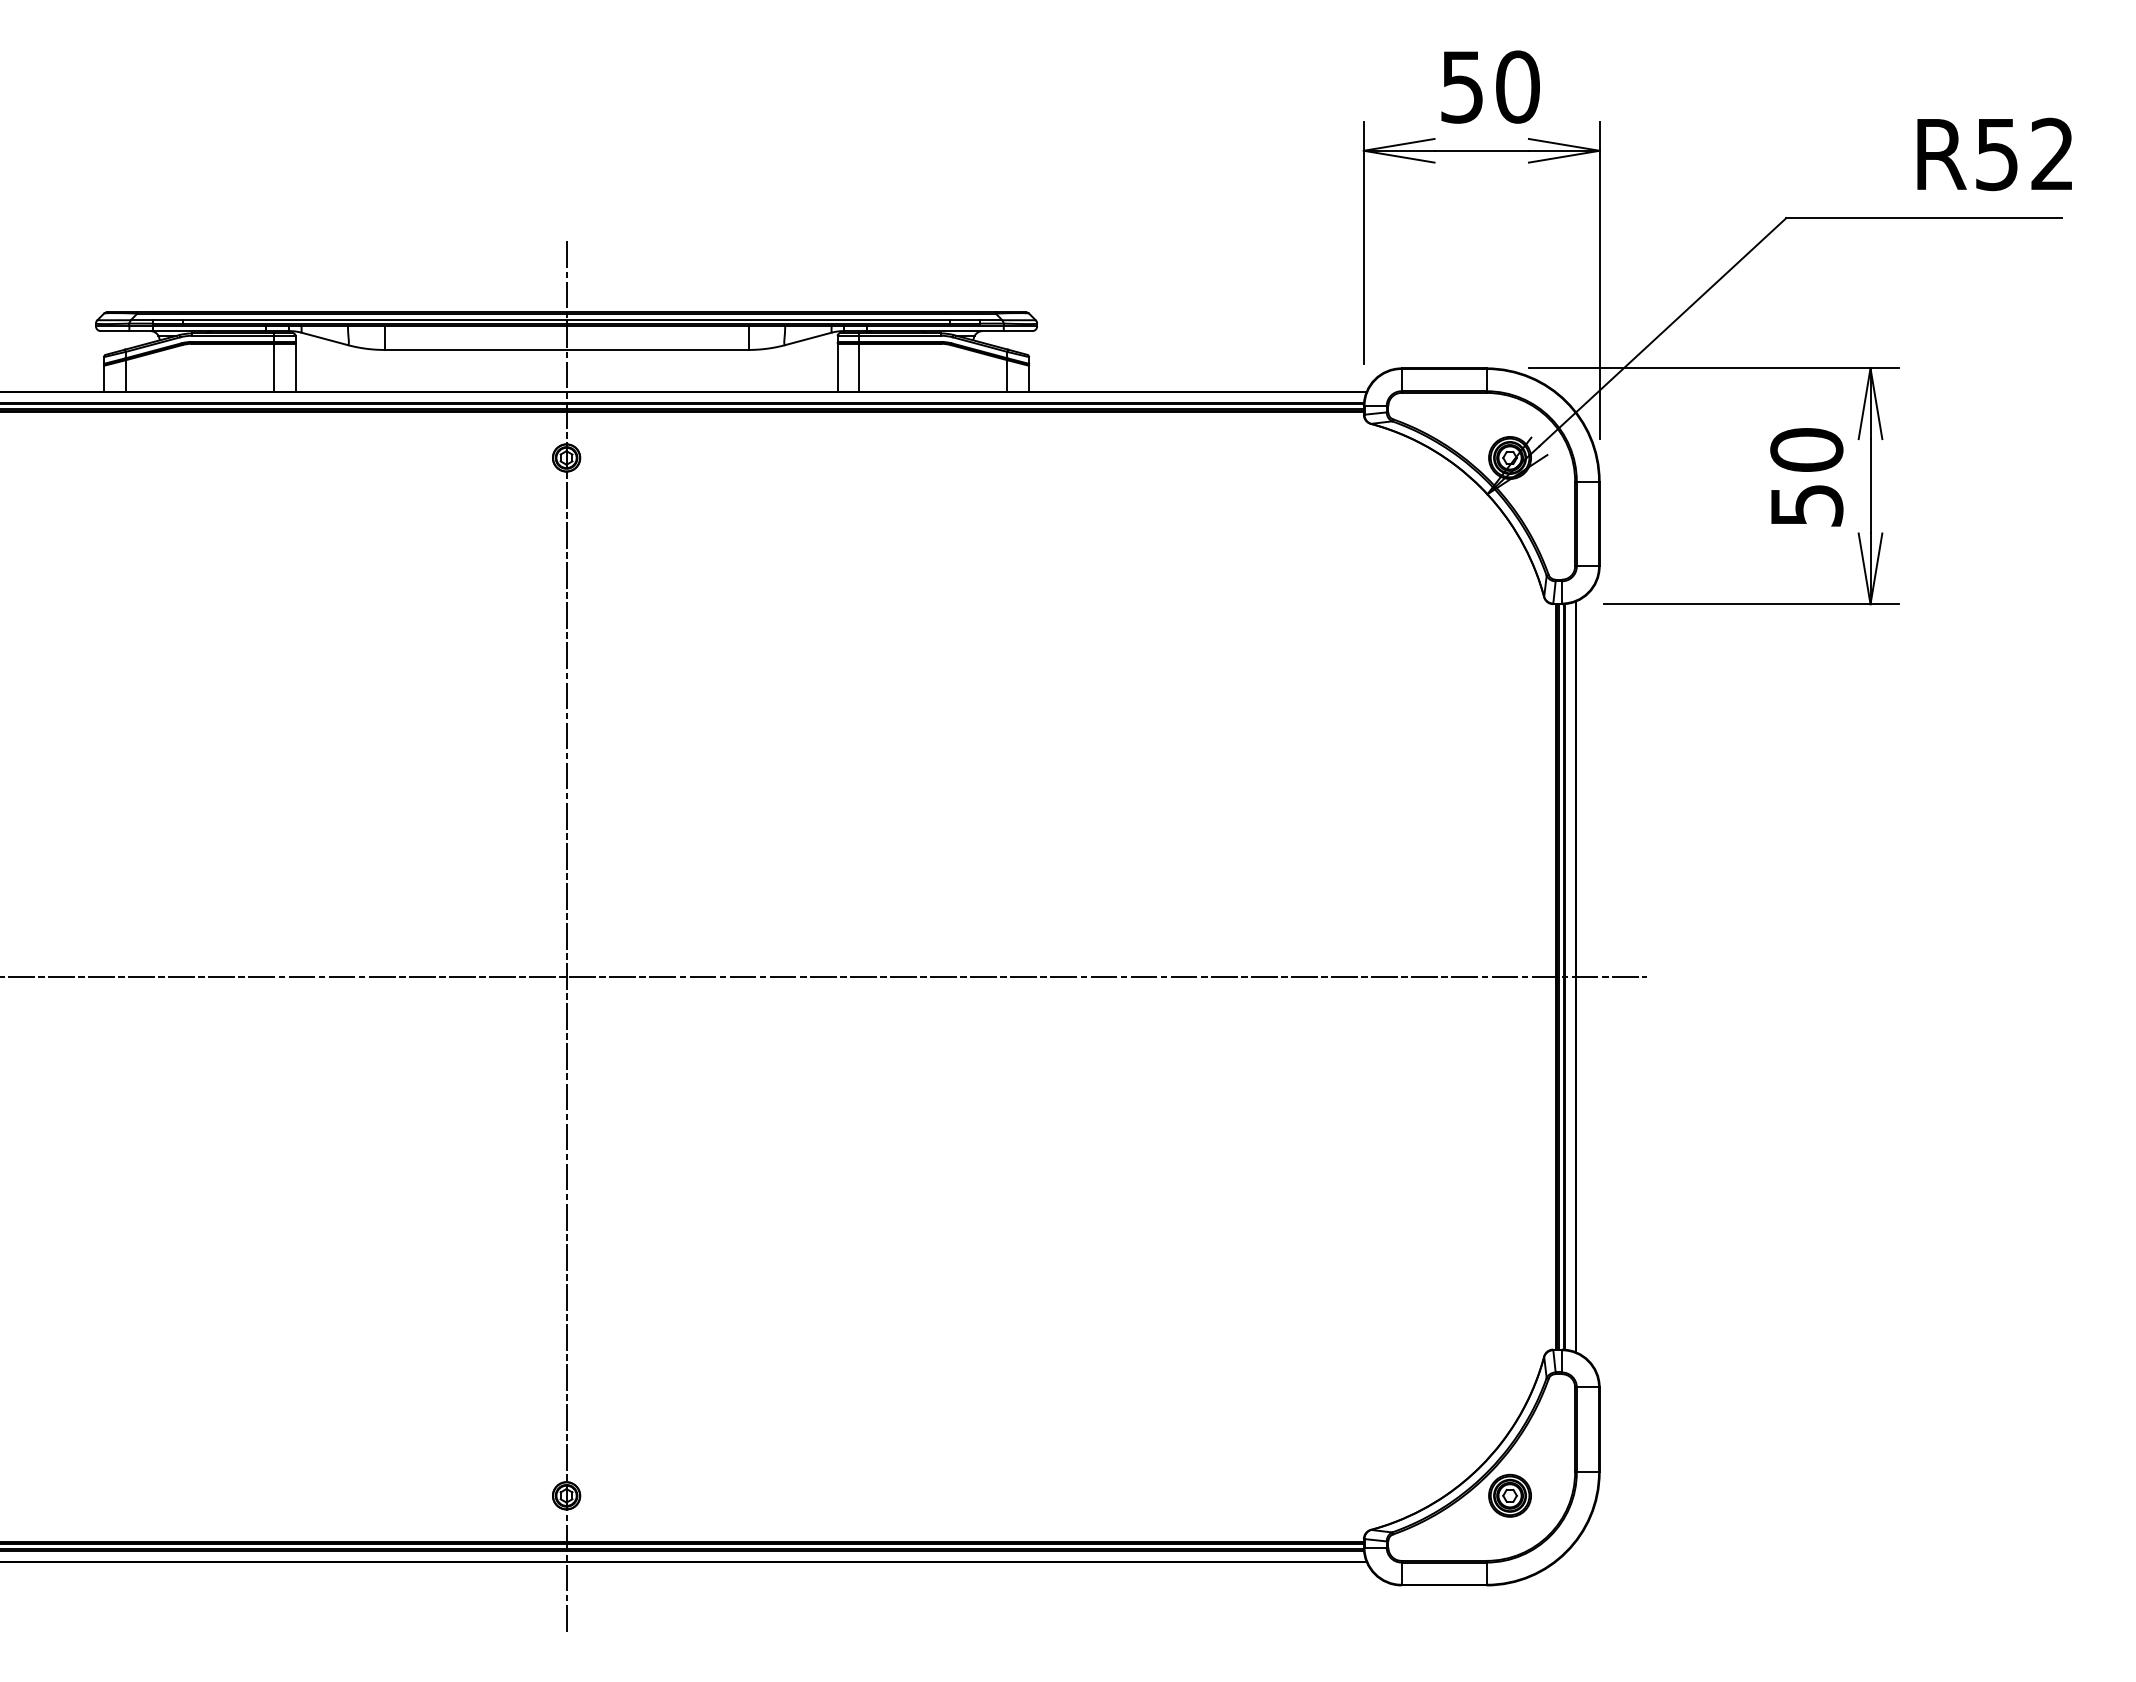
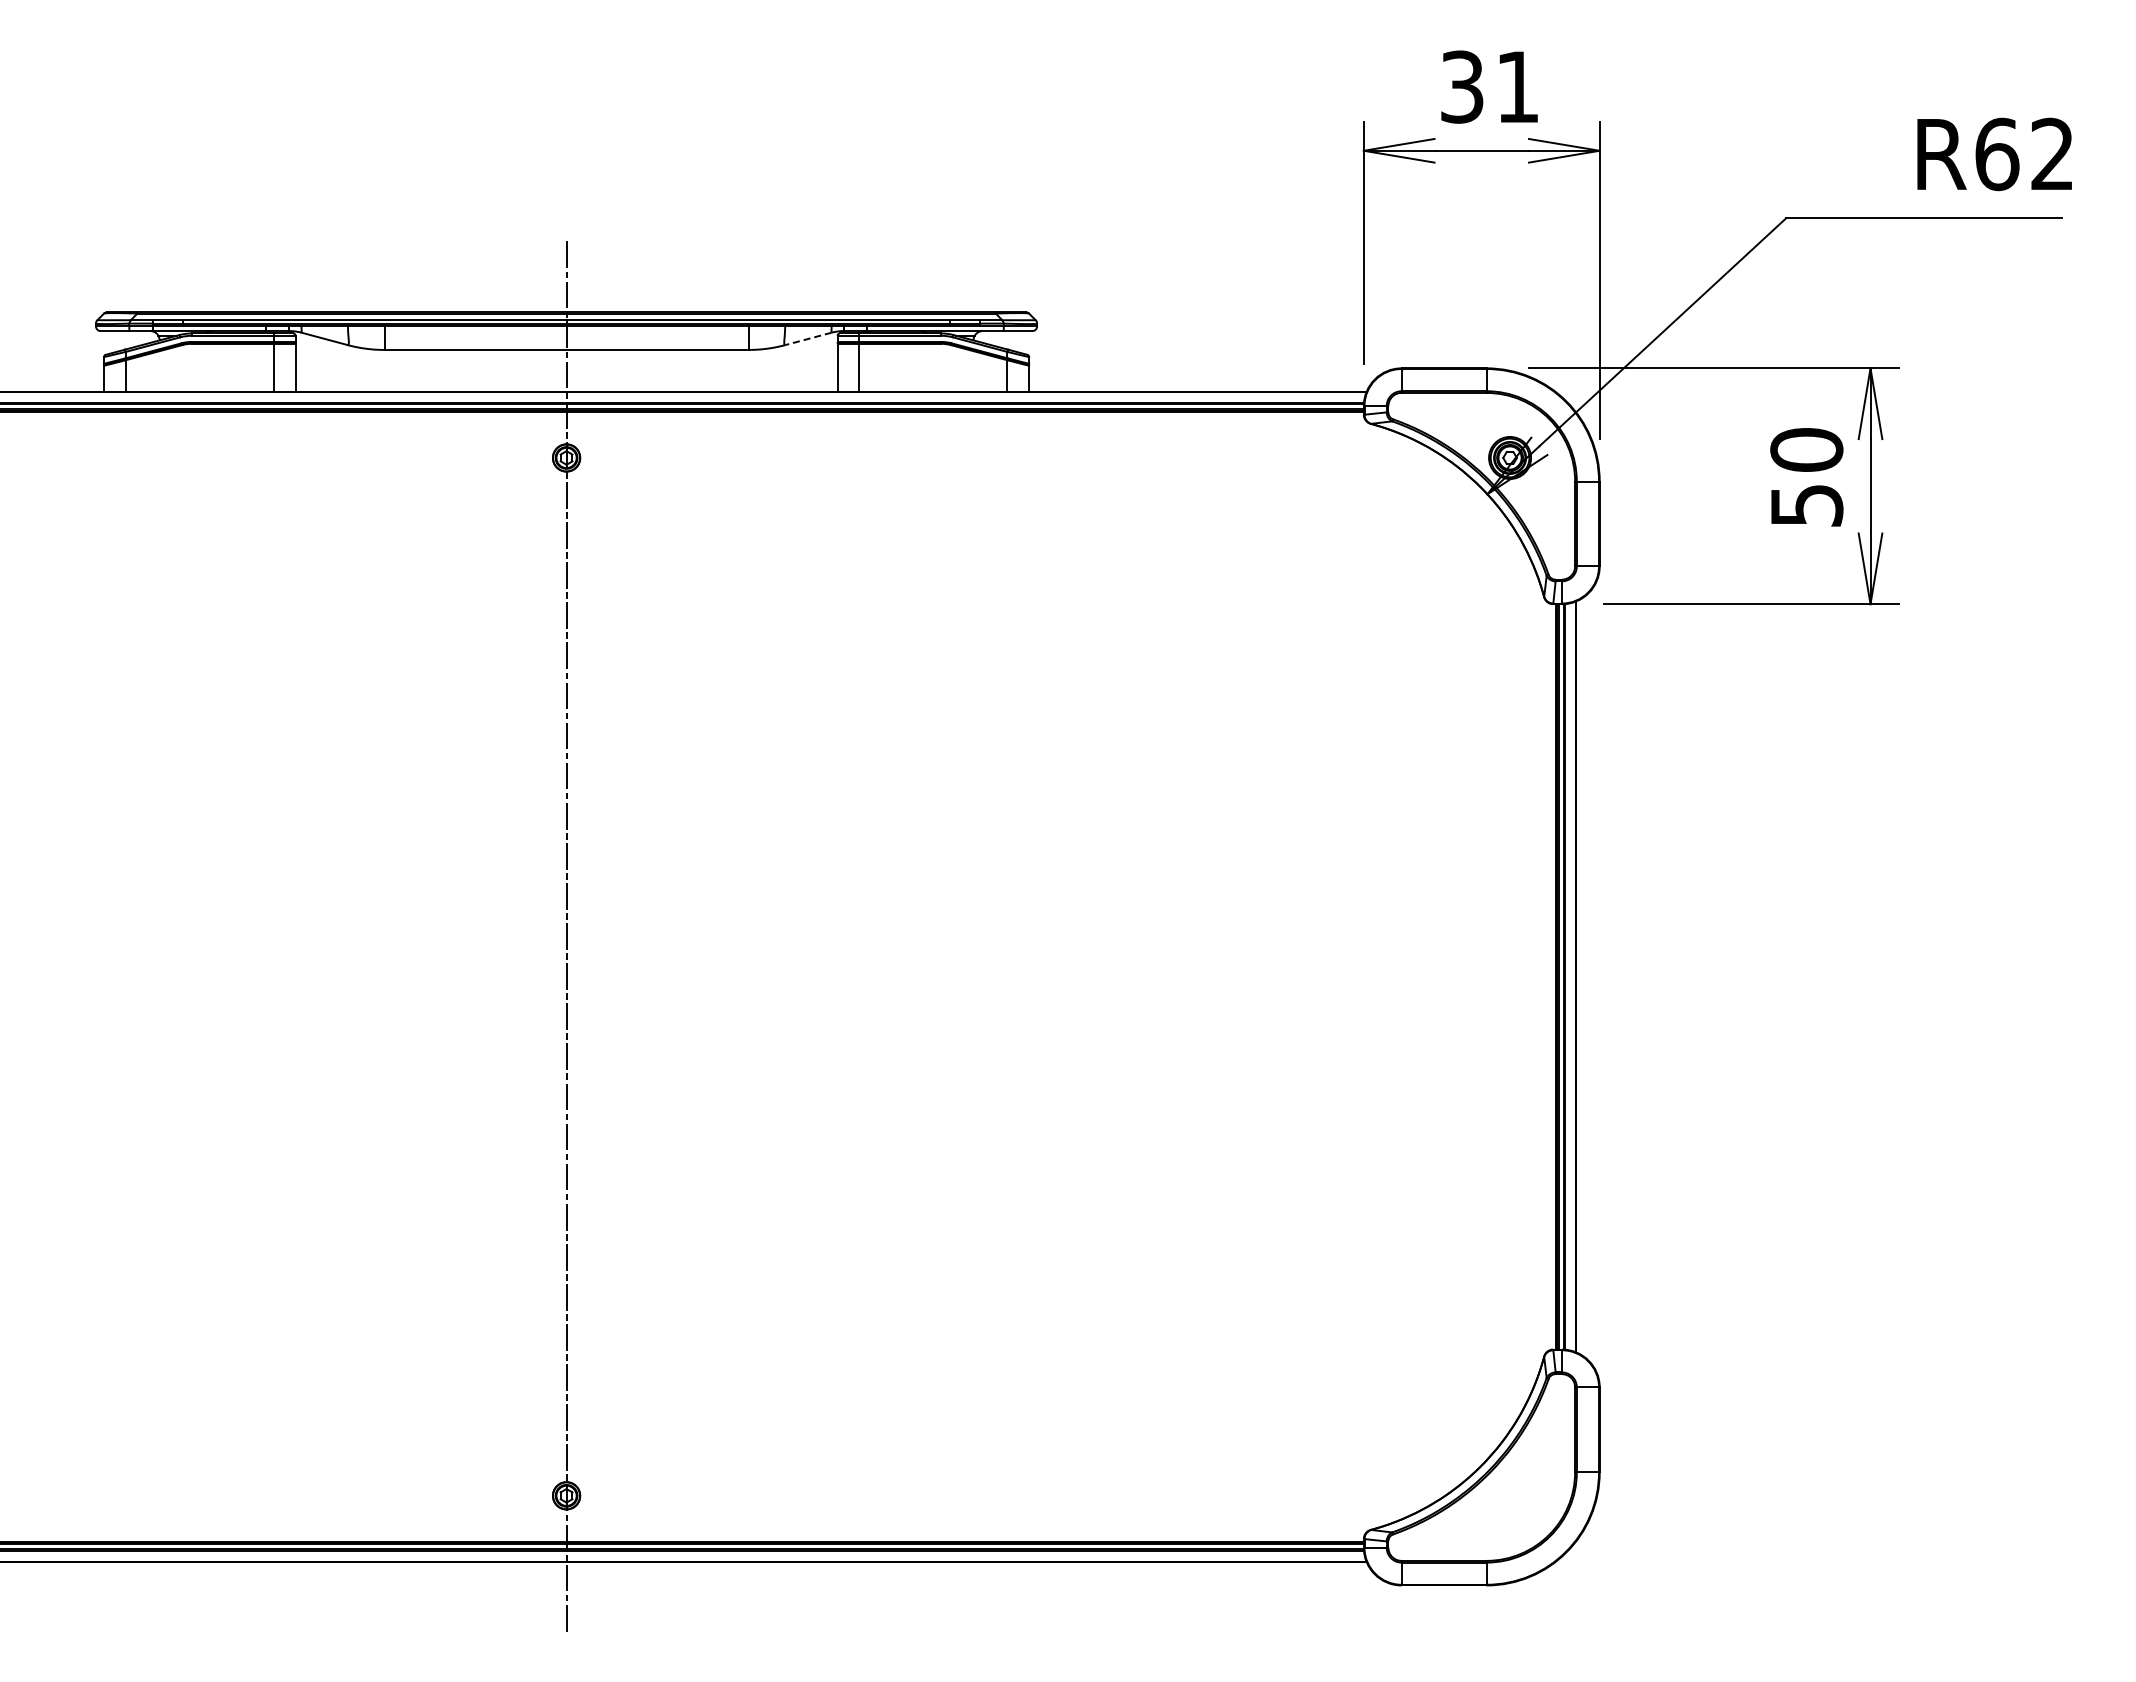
text: 50 -> 31 (1490, 86)
text: R52 -> R62 (1997, 154)
line: solid -> dashed (807, 339)
line: present -> none (824, 976)
part: present -> none (1509, 1495)
